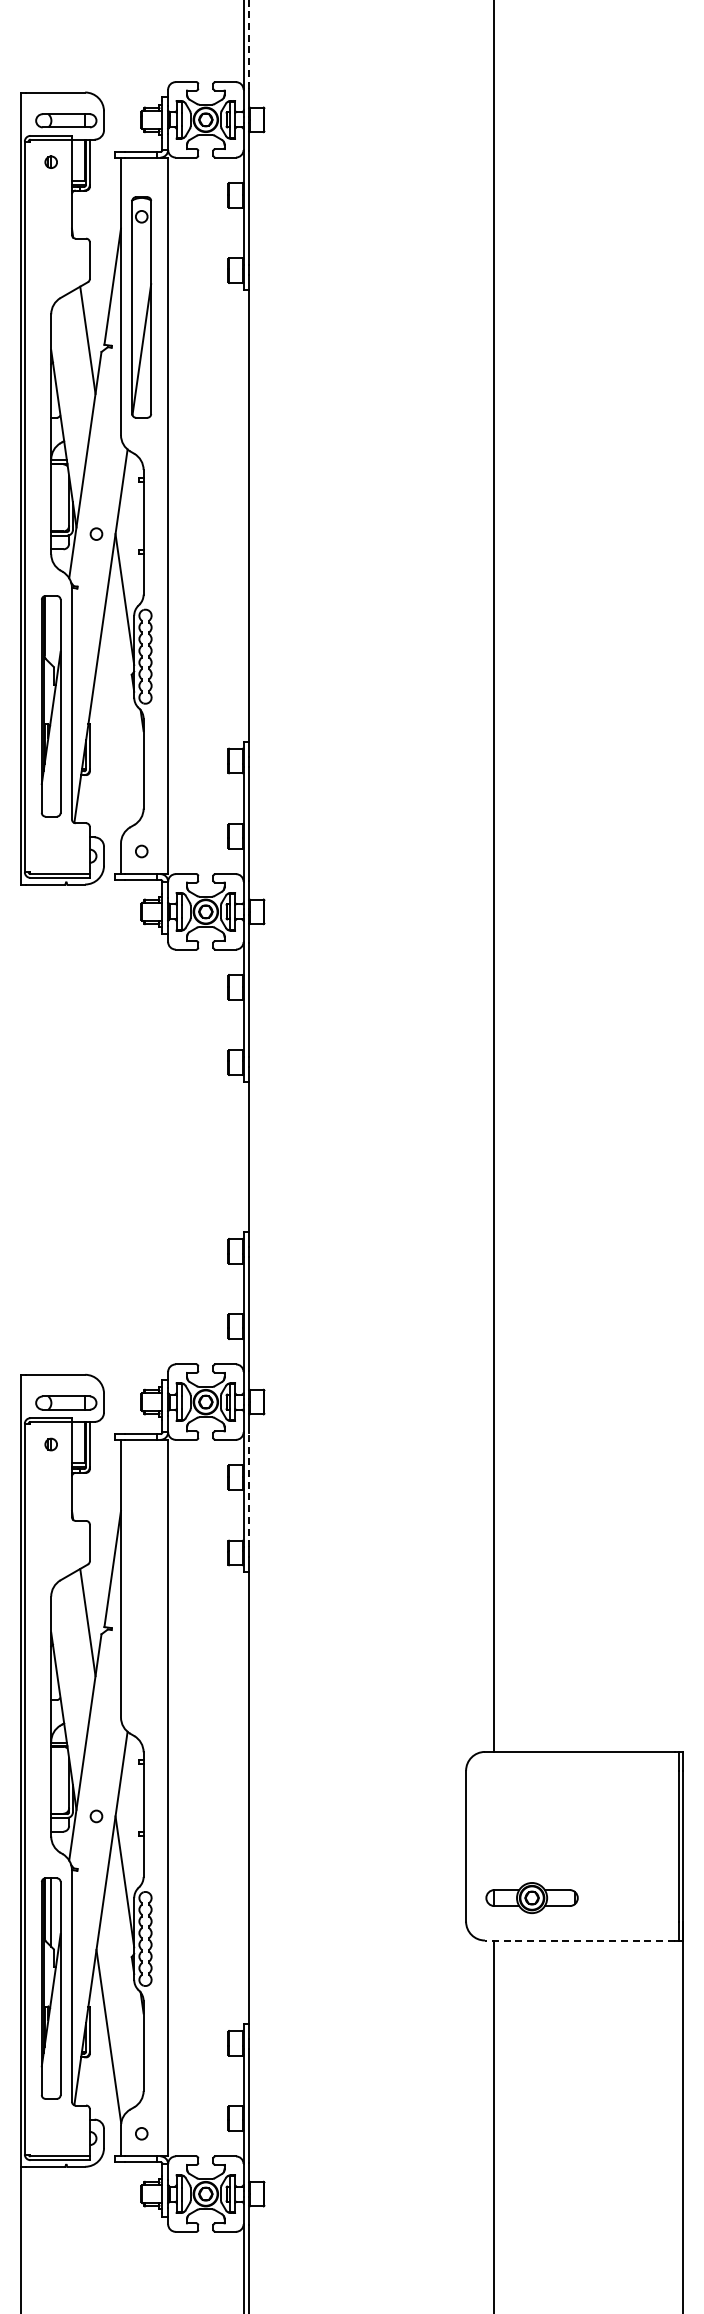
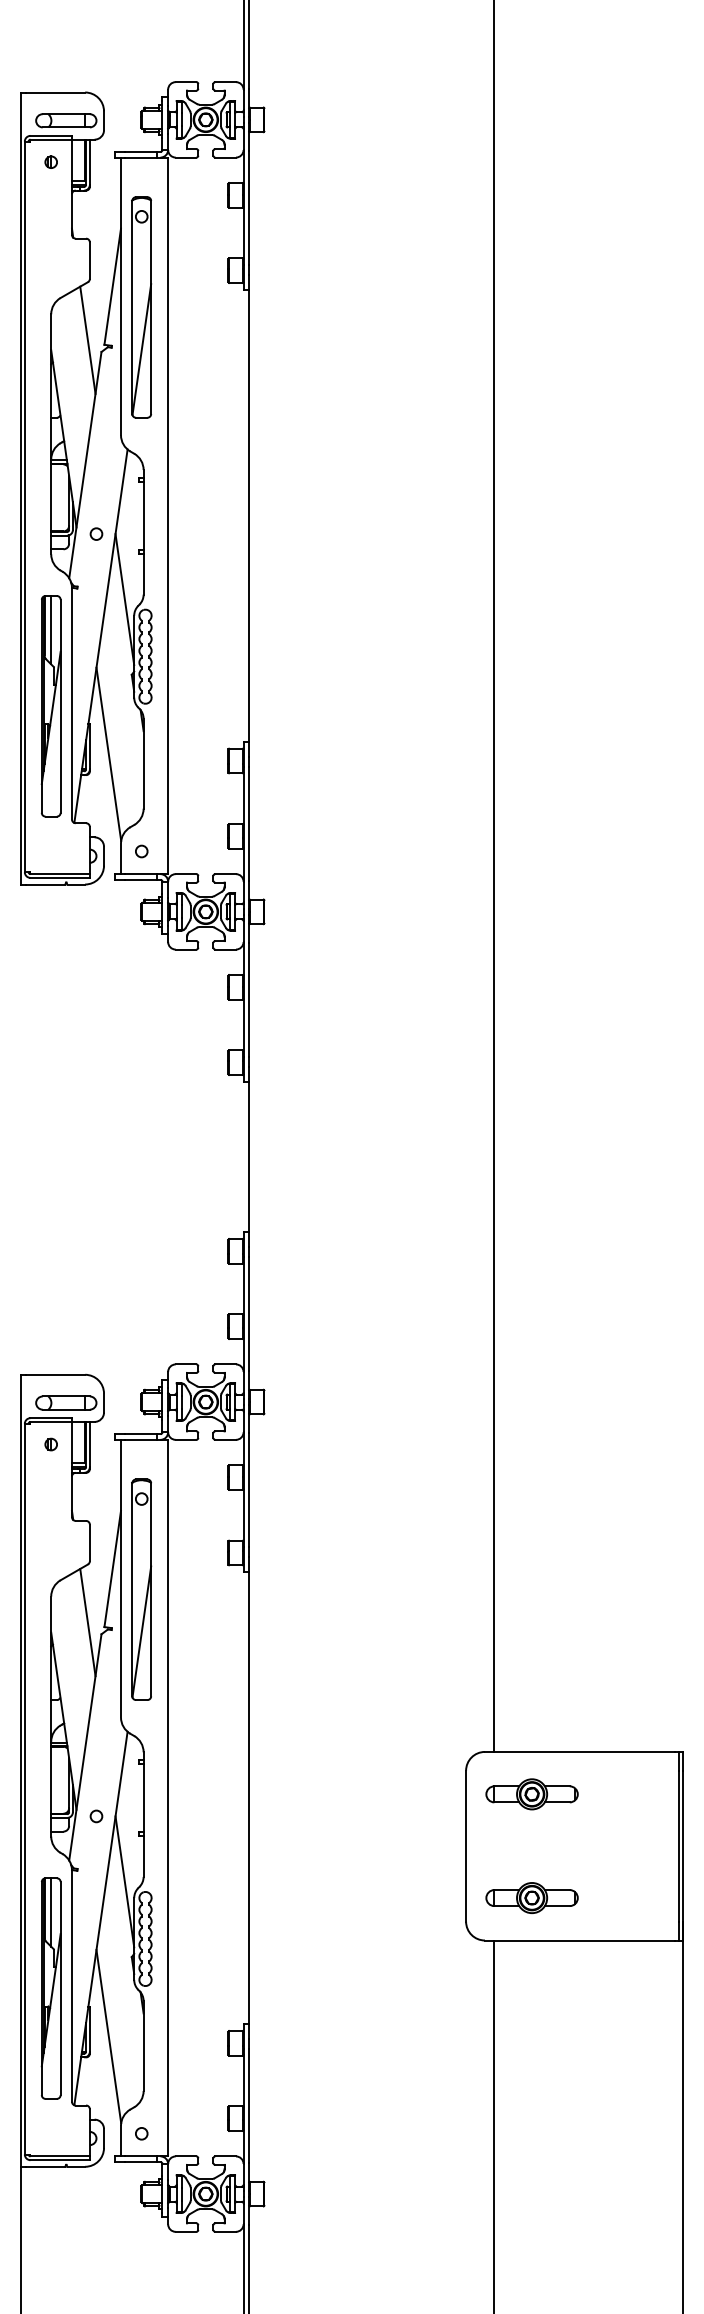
line: dashed -> solid (249, 44)
line: none -> present (51, 630)
line: none -> present (108, 753)
line: dashed -> solid (249, 1490)
part: none -> present (141, 1589)
part: none -> present (531, 1794)
line: dashed -> solid (579, 1940)
